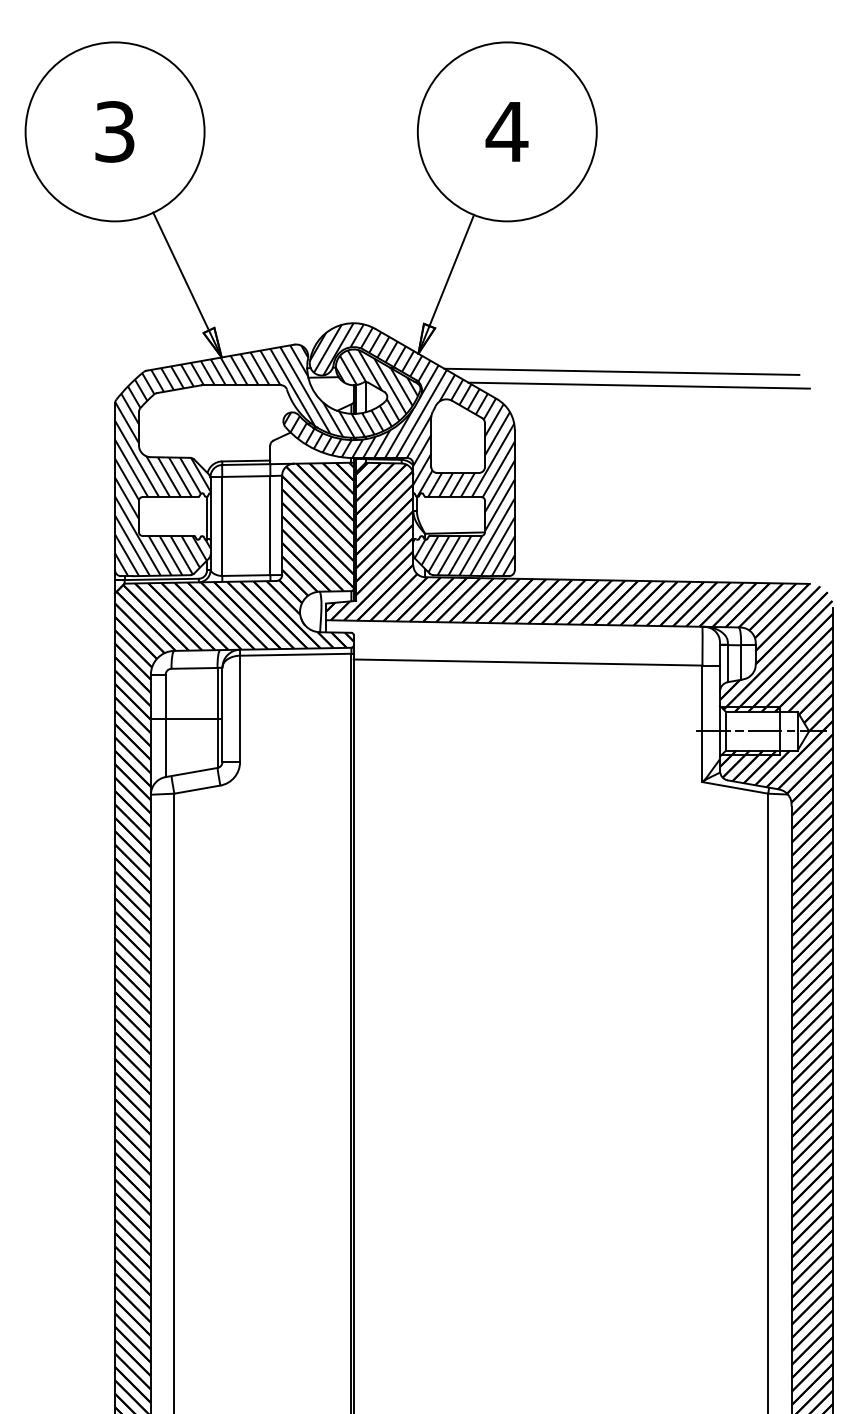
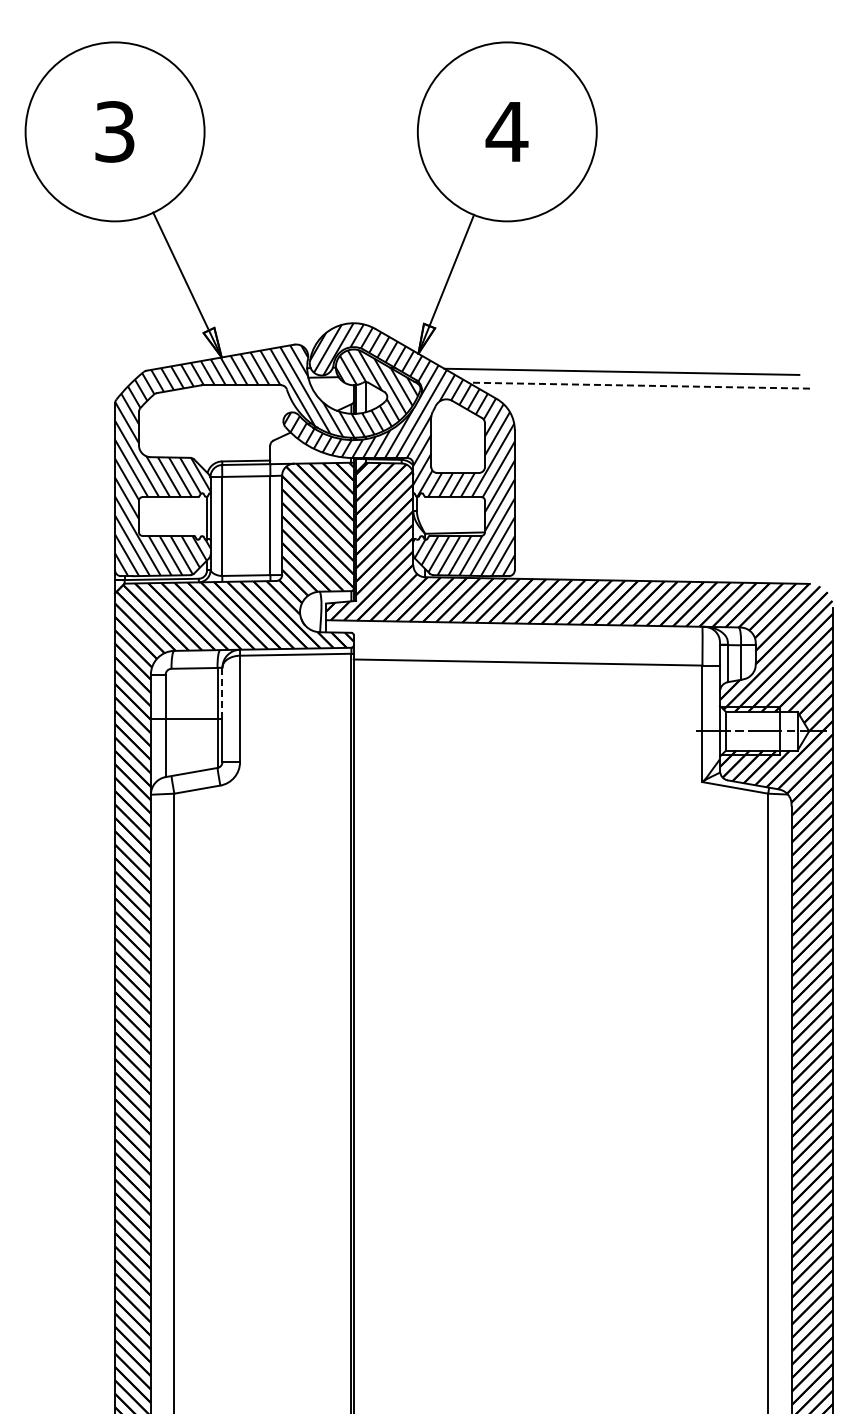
line: solid -> dashed (639, 385)
line: solid -> dashed (222, 693)
